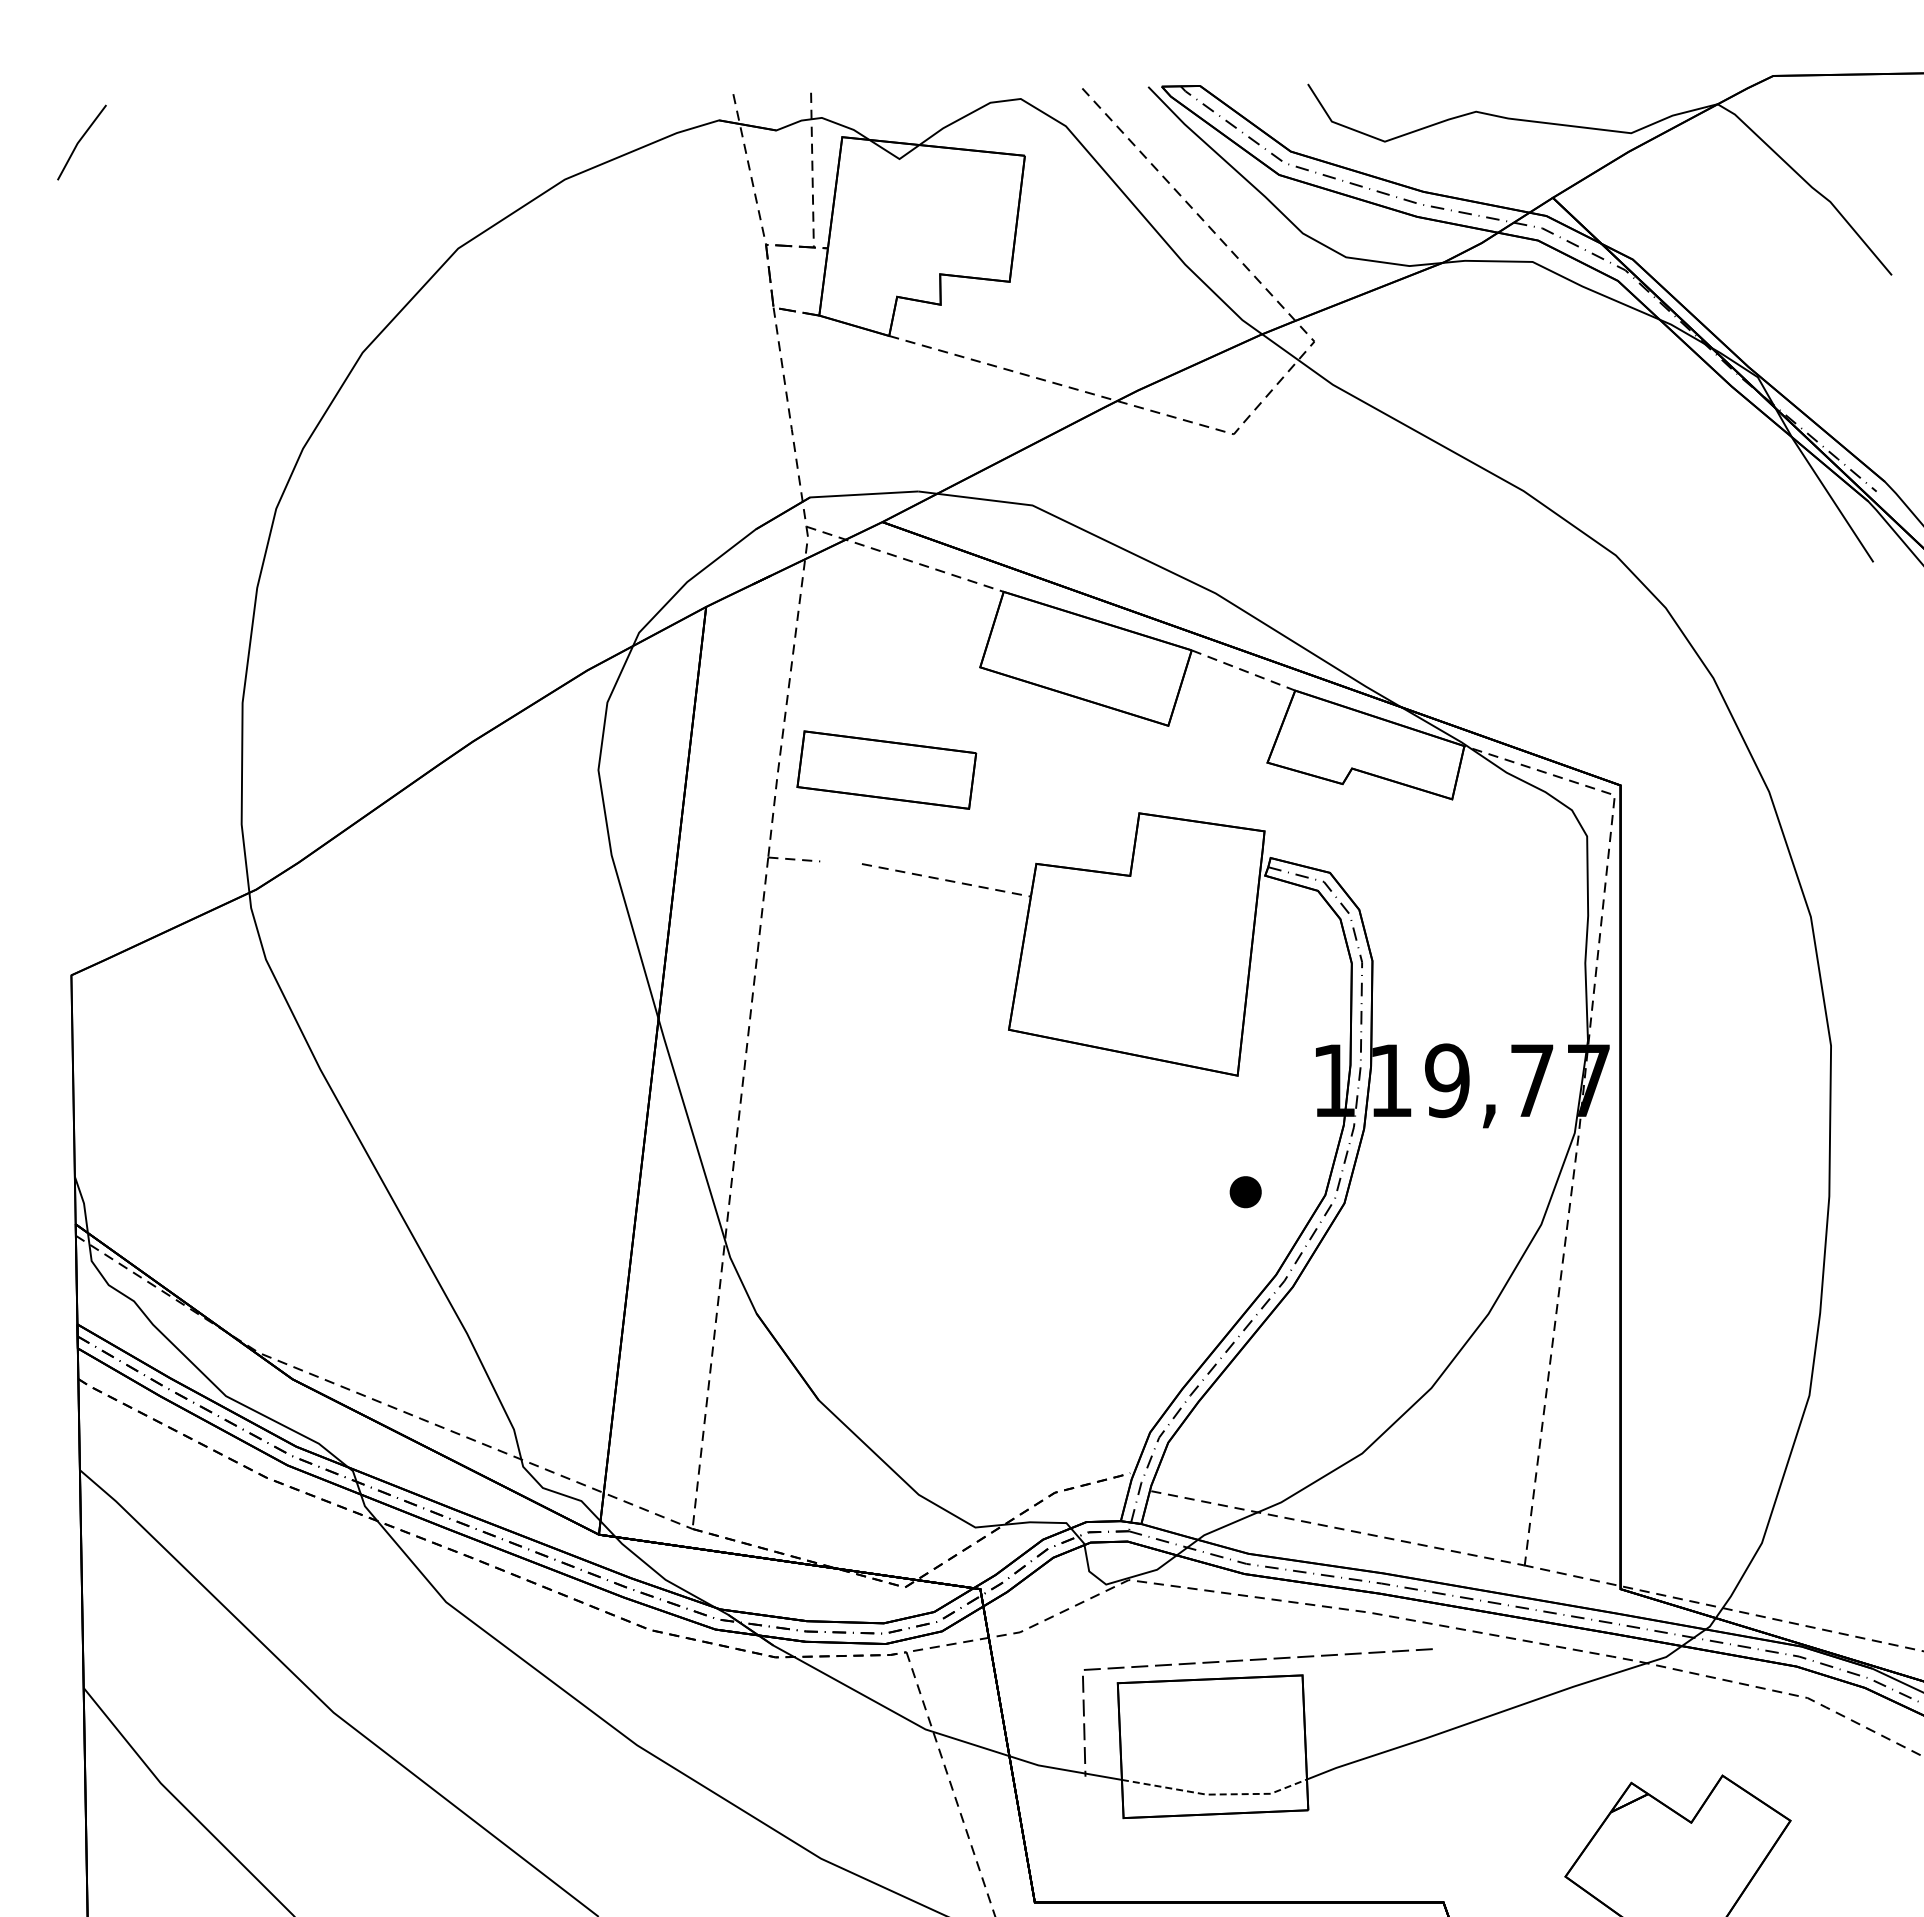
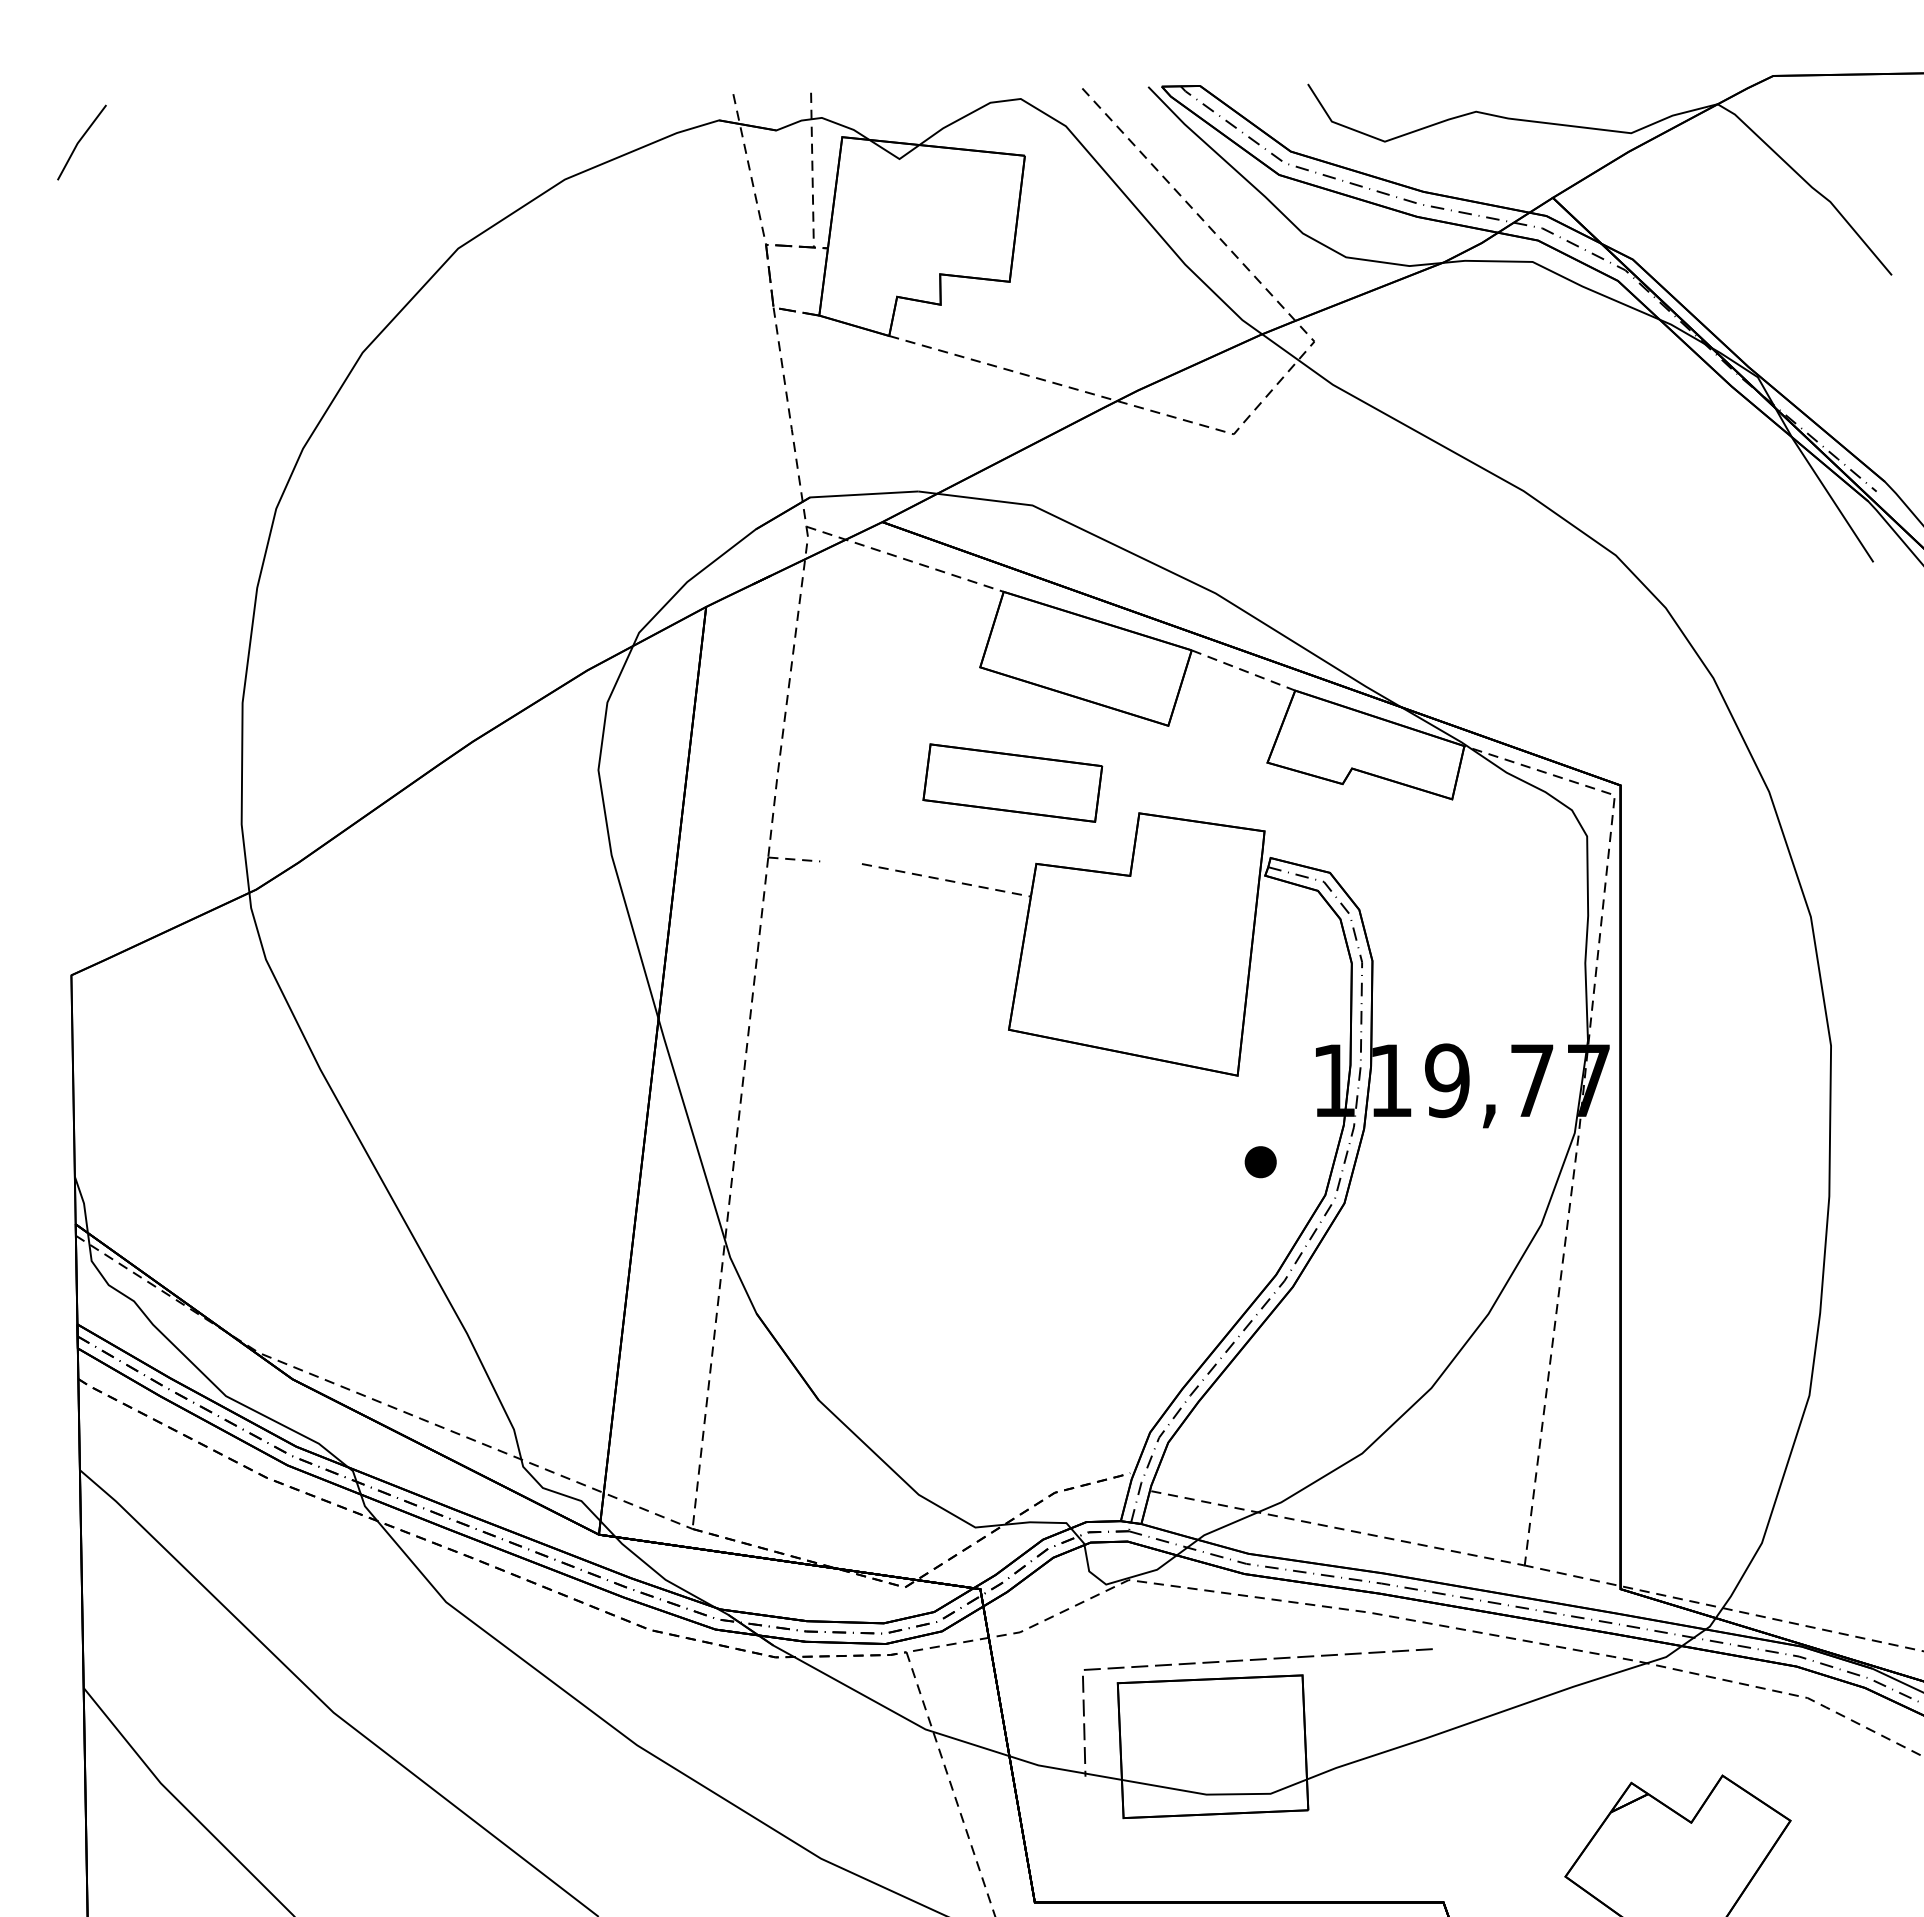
part position: (886, 769) -> (1012, 782) (1012, 782)
part position: (1245, 1192) -> (1260, 1162) (1260, 1162)
line: dashed -> solid (1216, 1794)
